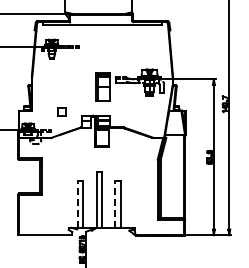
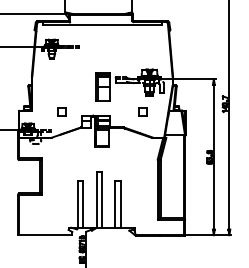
part: none -> present (142, 111)
line: dashed -> solid (77, 203)
line: dashed -> solid (115, 203)
